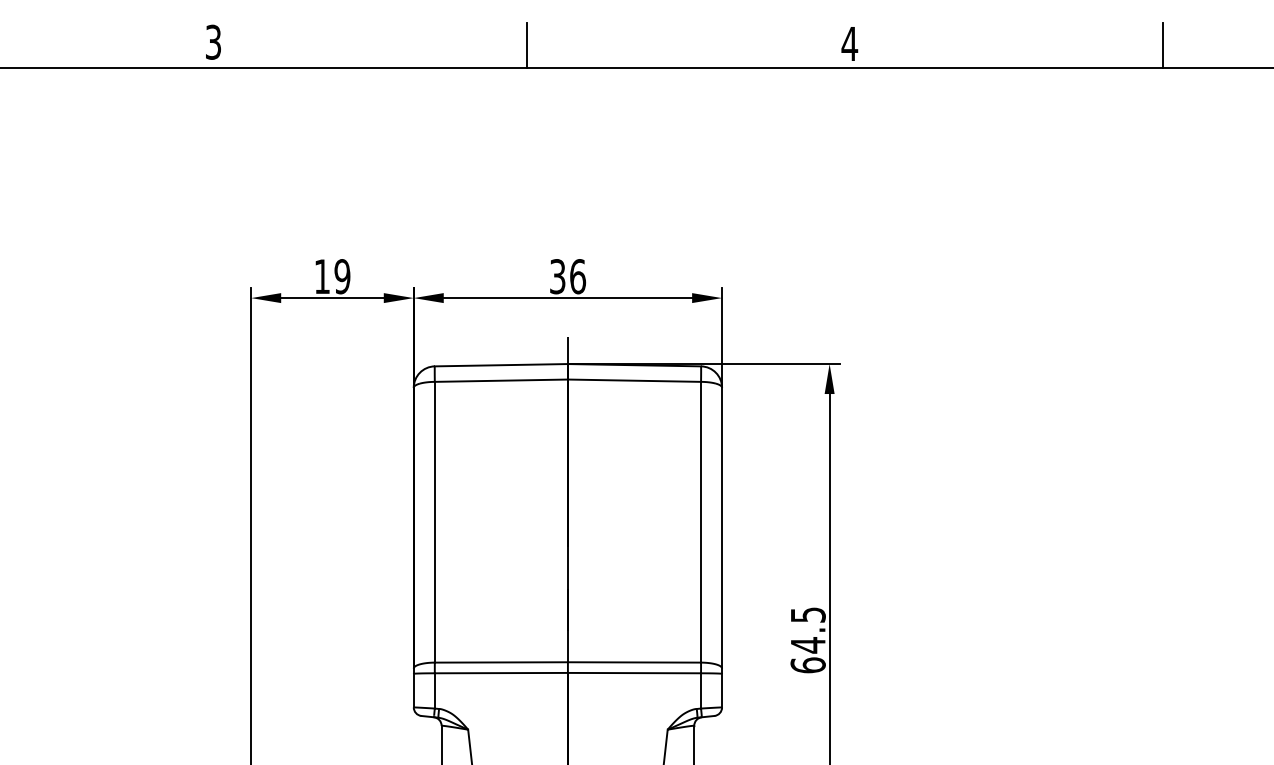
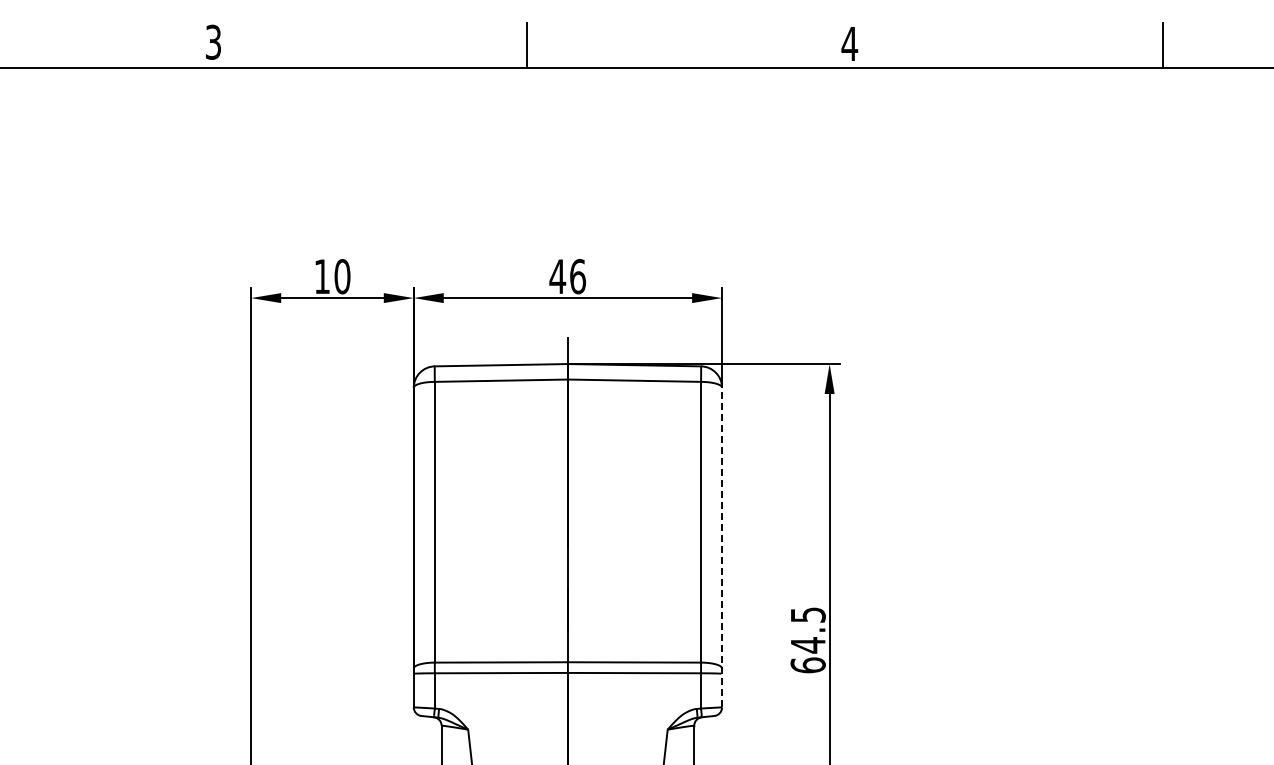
text: 19 -> 10 (342, 276)
text: 36 -> 46 (557, 276)
line: solid -> dashed (722, 547)
